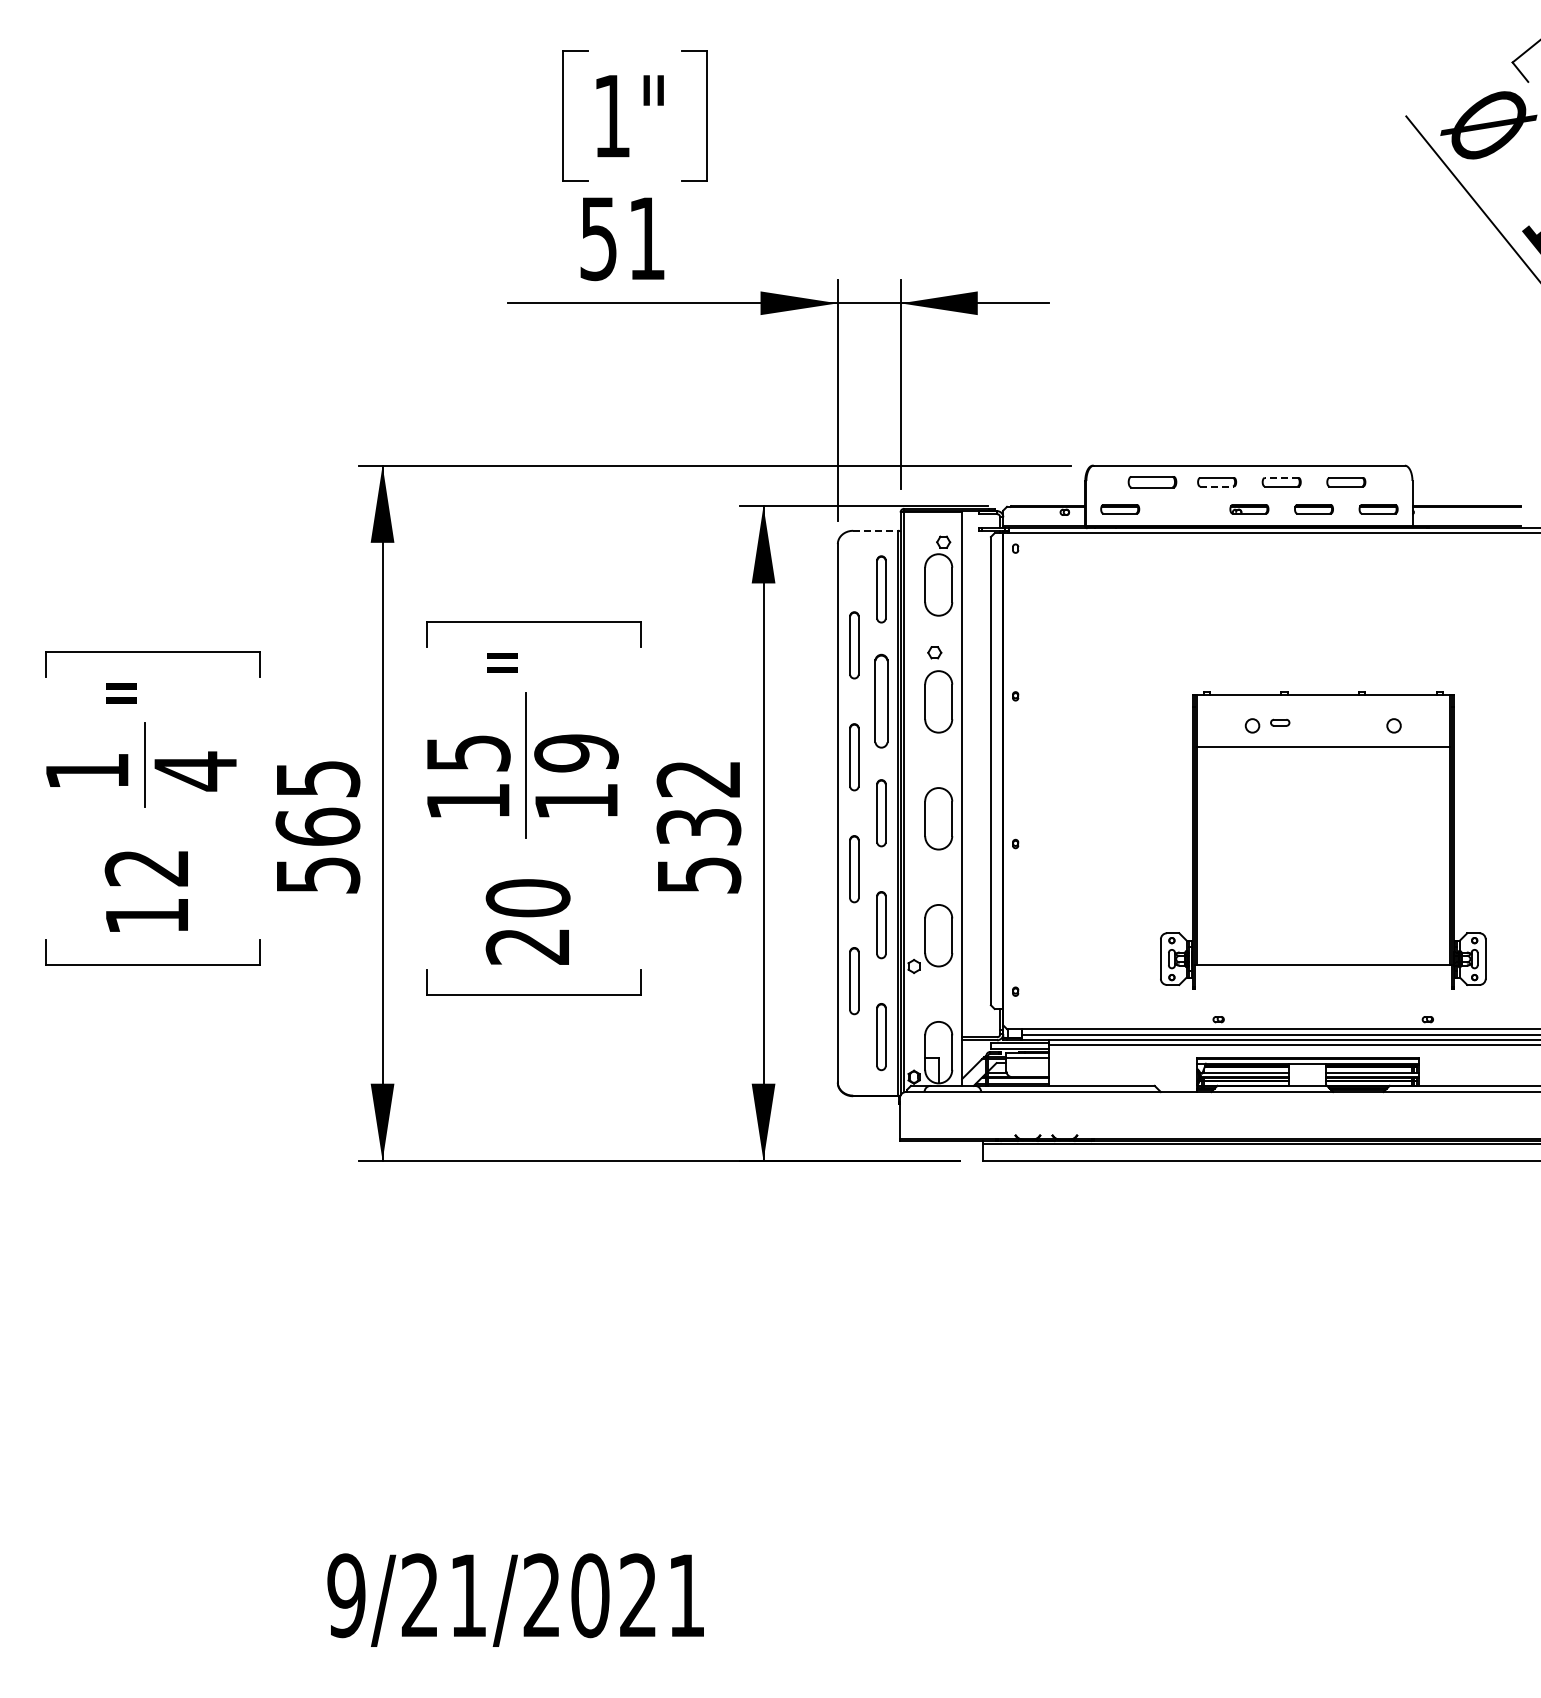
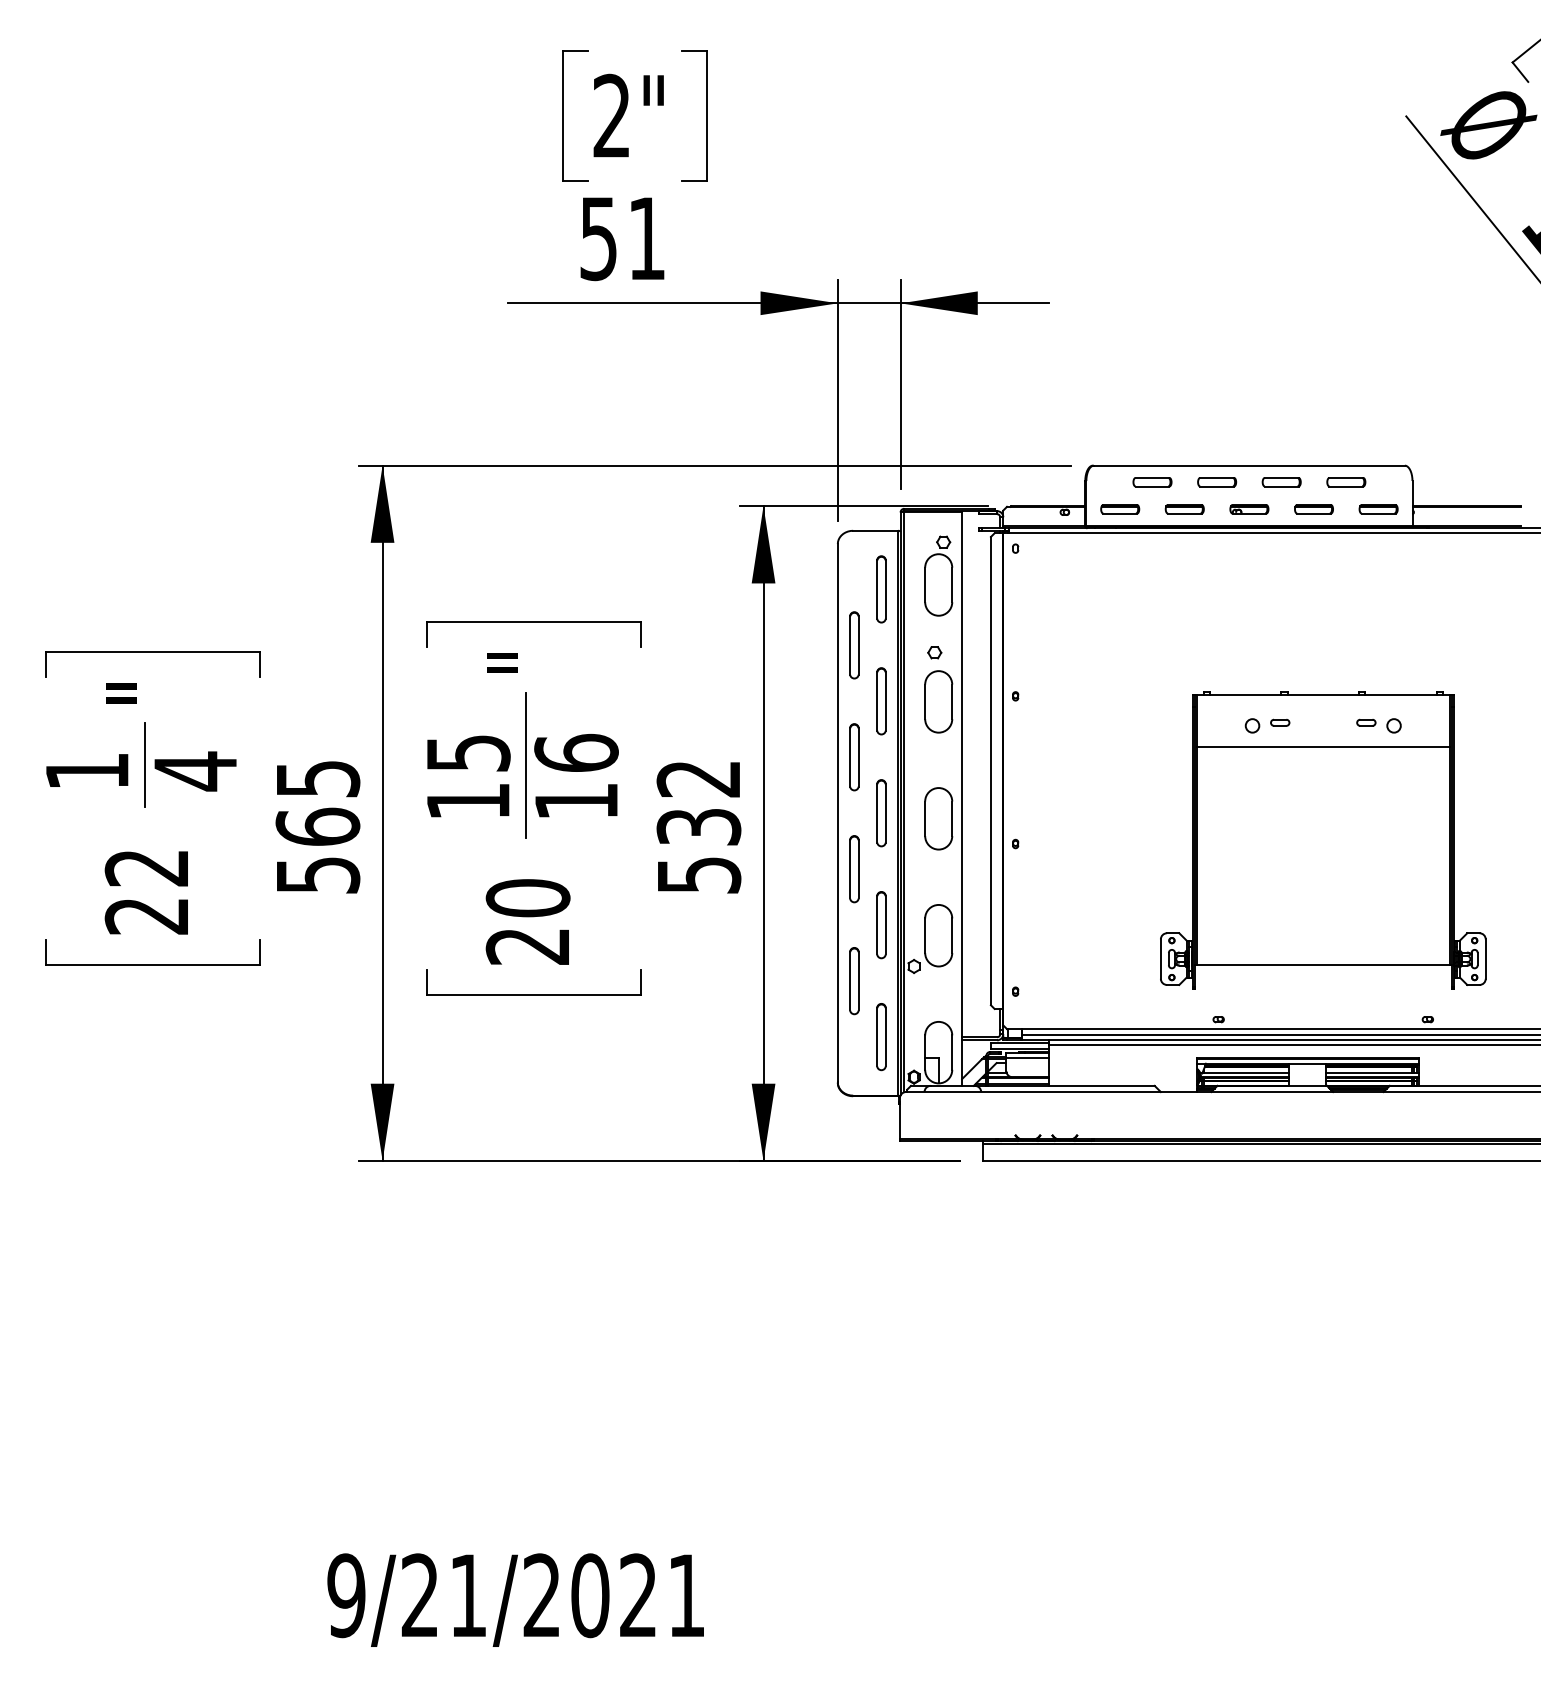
text: 1" -> 2" (611, 115)
line: dashed -> solid (1281, 477)
part size: 51x13 px -> 41x11 px (1152, 482)
line: dashed -> solid (1217, 486)
part: none -> present (1184, 509)
line: dashed -> solid (876, 530)
part size: 15x96 px -> 11x69 px (881, 701)
part: none -> present (1366, 722)
text: 19 -> 16 (576, 752)
text: 12 -> 22 (145, 916)
